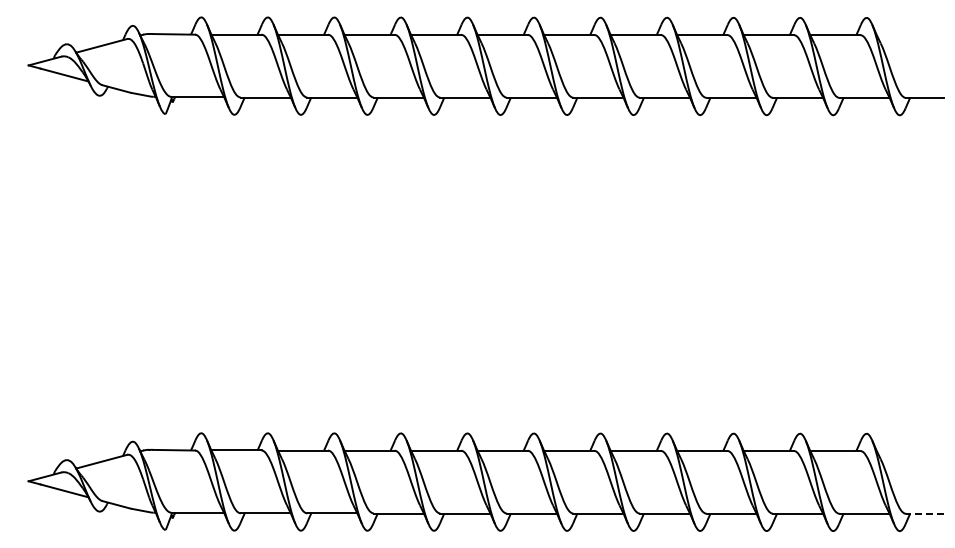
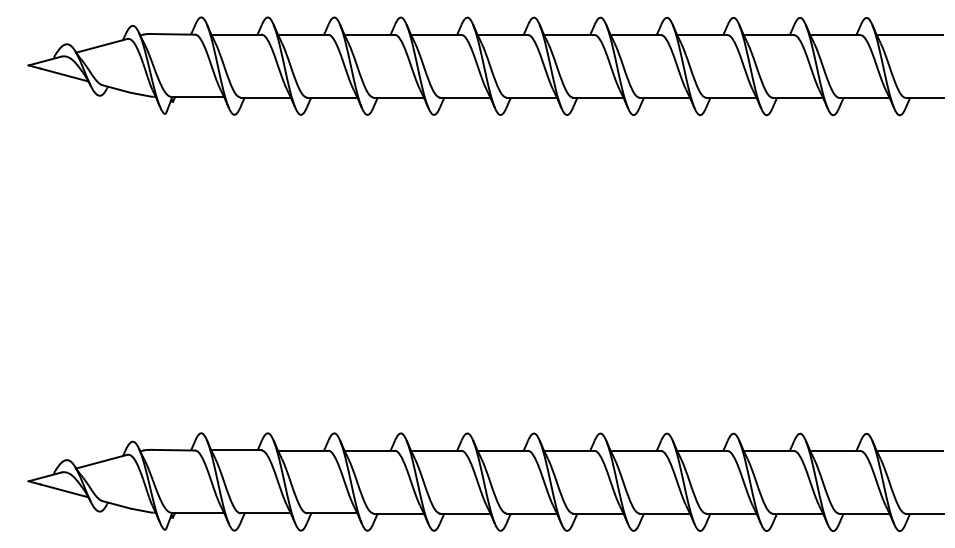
line: none -> present (909, 35)
line: none -> present (909, 450)
line: dashed -> solid (924, 513)
